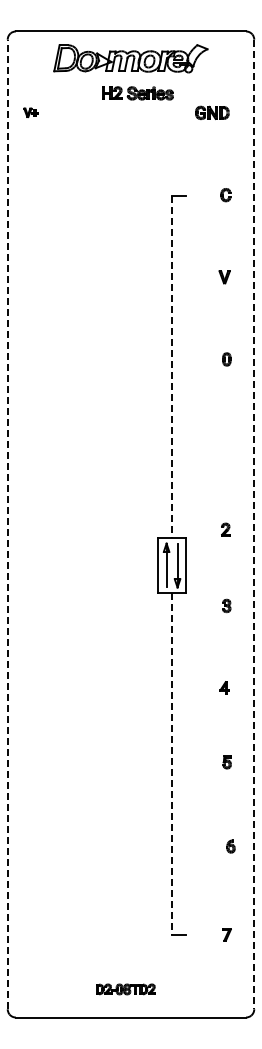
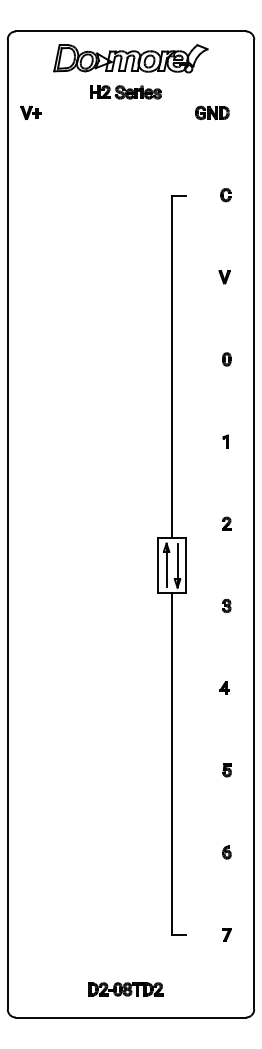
part position: (137, 93) -> (125, 92) (125, 92)
part size: 16x12 px -> 22x15 px (30, 112)
line: dashed -> solid (172, 367)
part: none -> present (225, 441)
line: dashed -> solid (7, 524)
line: dashed -> solid (254, 524)
part position: (225, 529) -> (226, 523) (226, 523)
part position: (226, 762) -> (226, 770) (226, 770)
line: dashed -> solid (172, 764)
part position: (230, 846) -> (226, 852) (226, 852)
part size: 60x13 px -> 76x15 px (125, 989)
